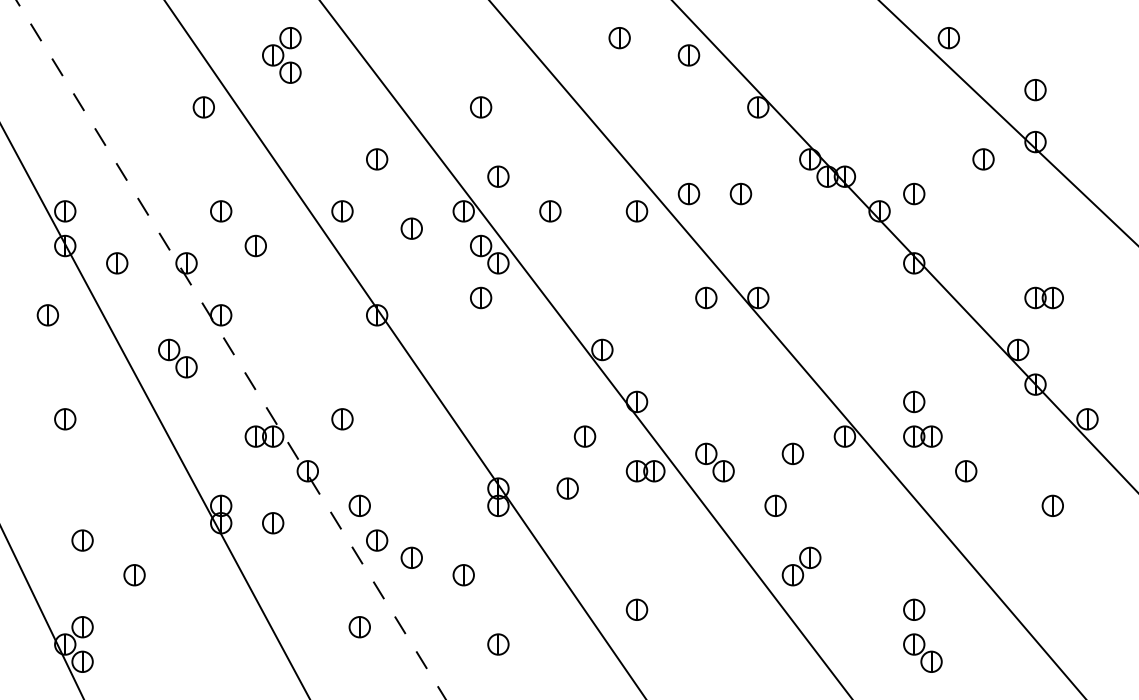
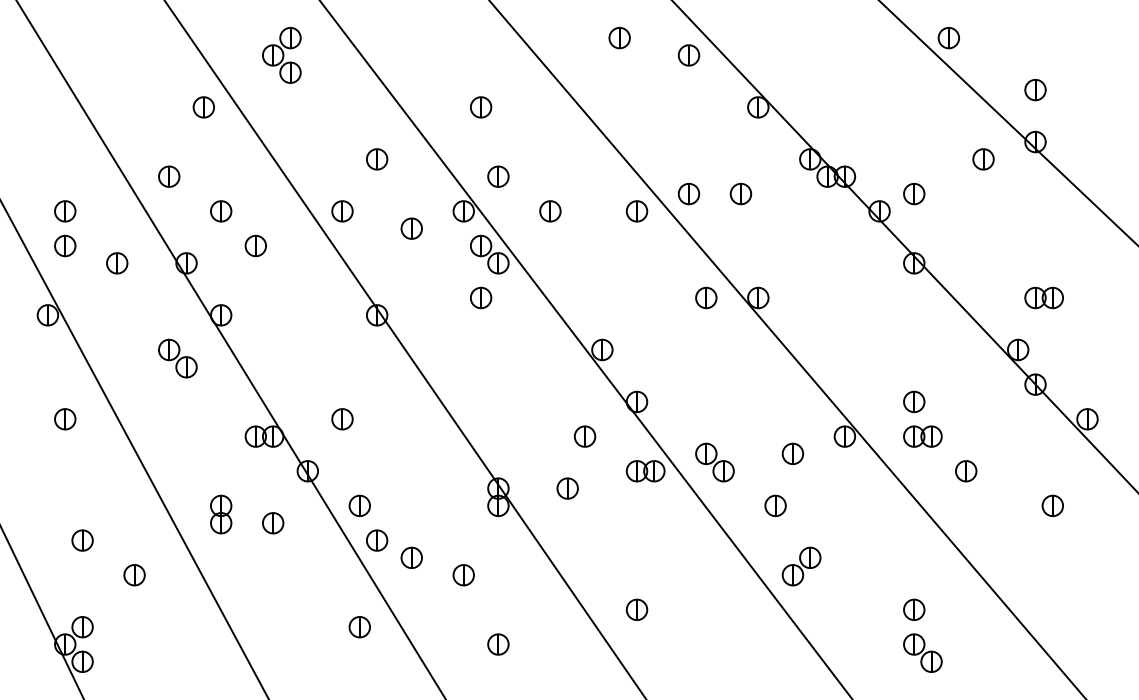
part: none -> present (169, 176)
line: dashed -> solid (230, 349)
line position: (155, 411) -> (134, 449) (134, 449)
